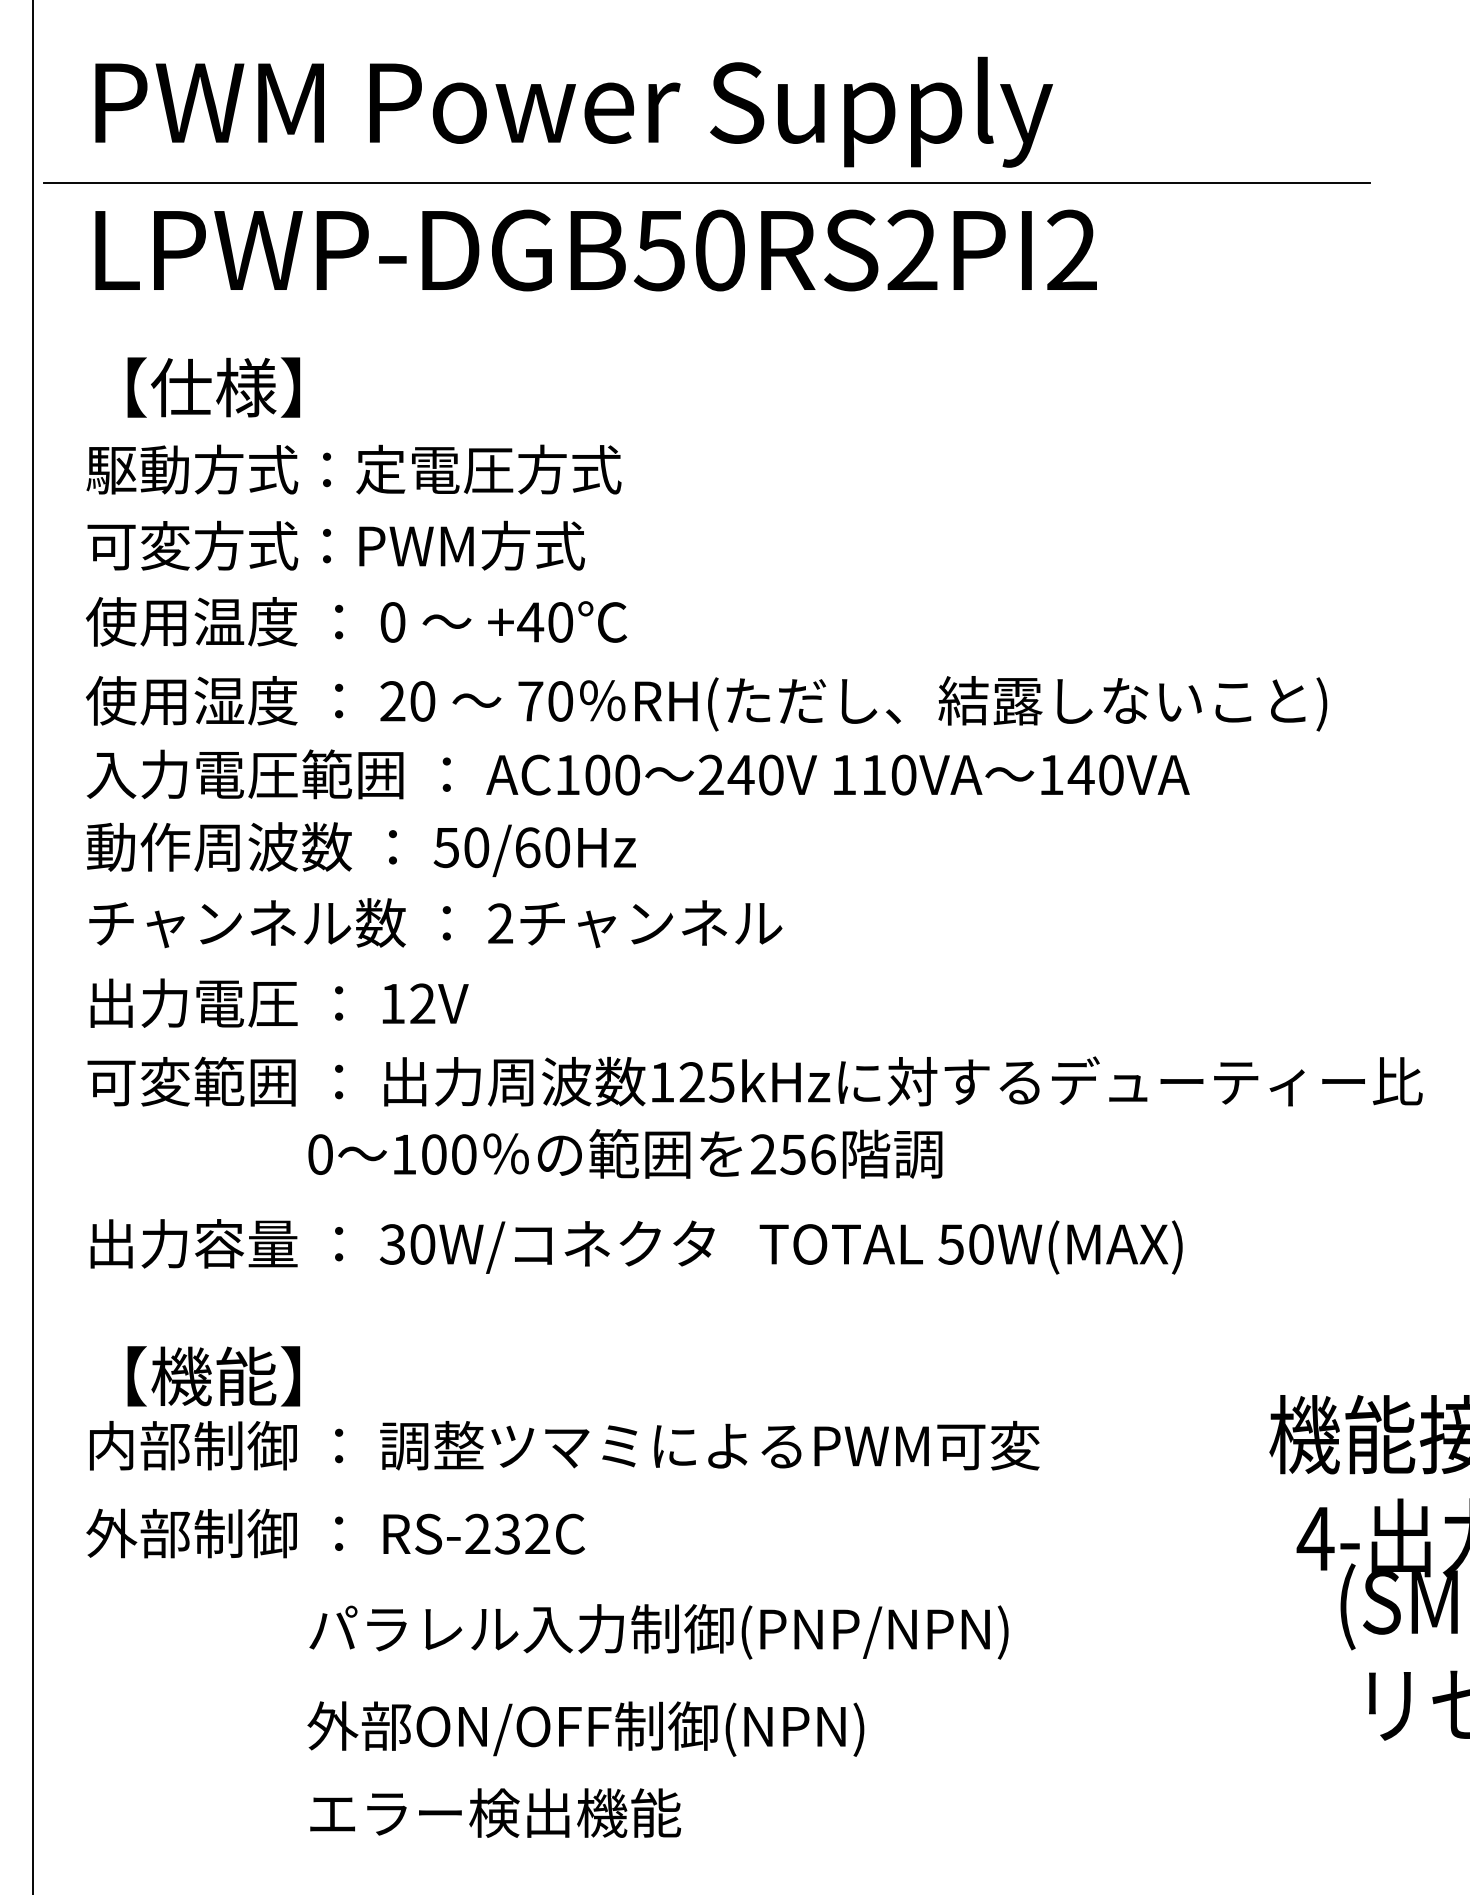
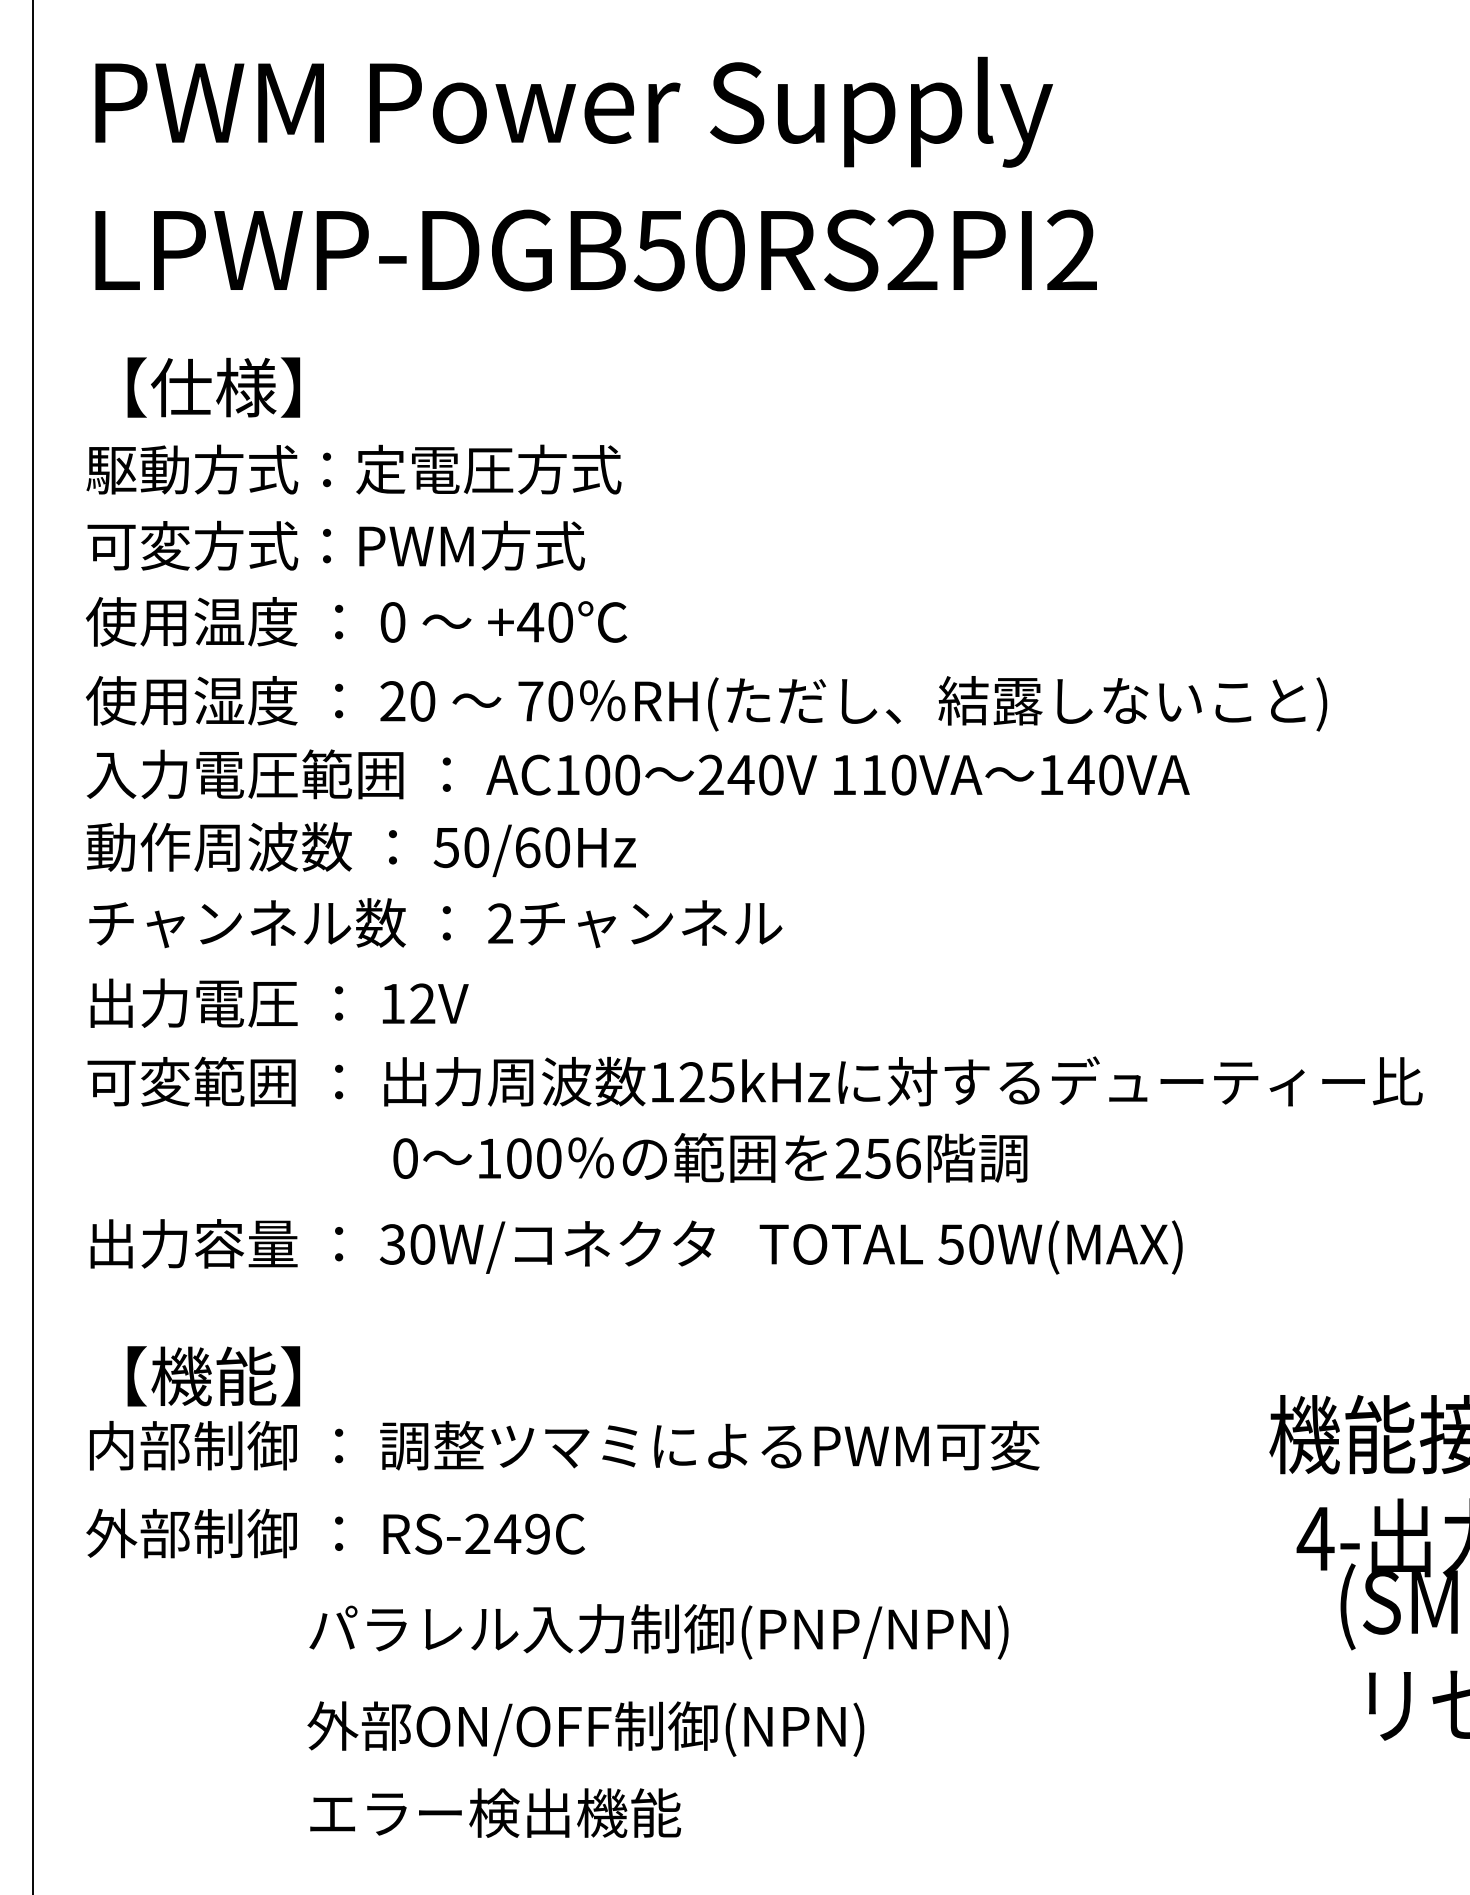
line: present -> none (706, 182)
text position: (625, 1153) -> (710, 1157) (710, 1157)
text: RS-232C -> RS-249C (522, 1533)
